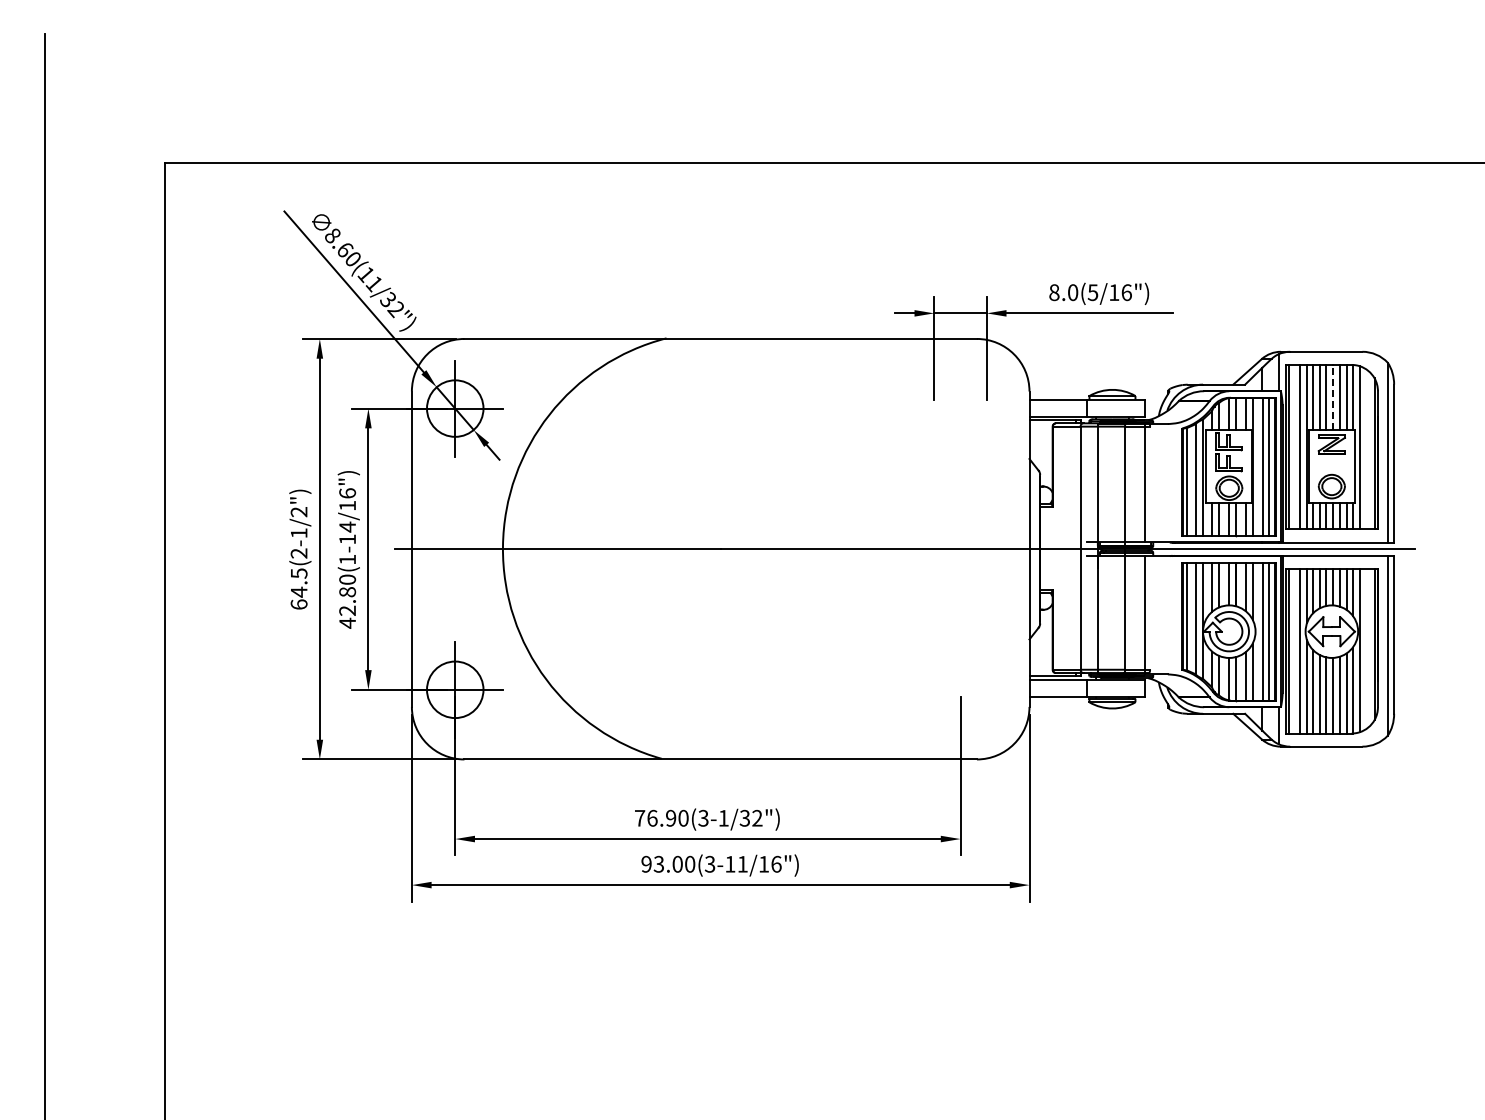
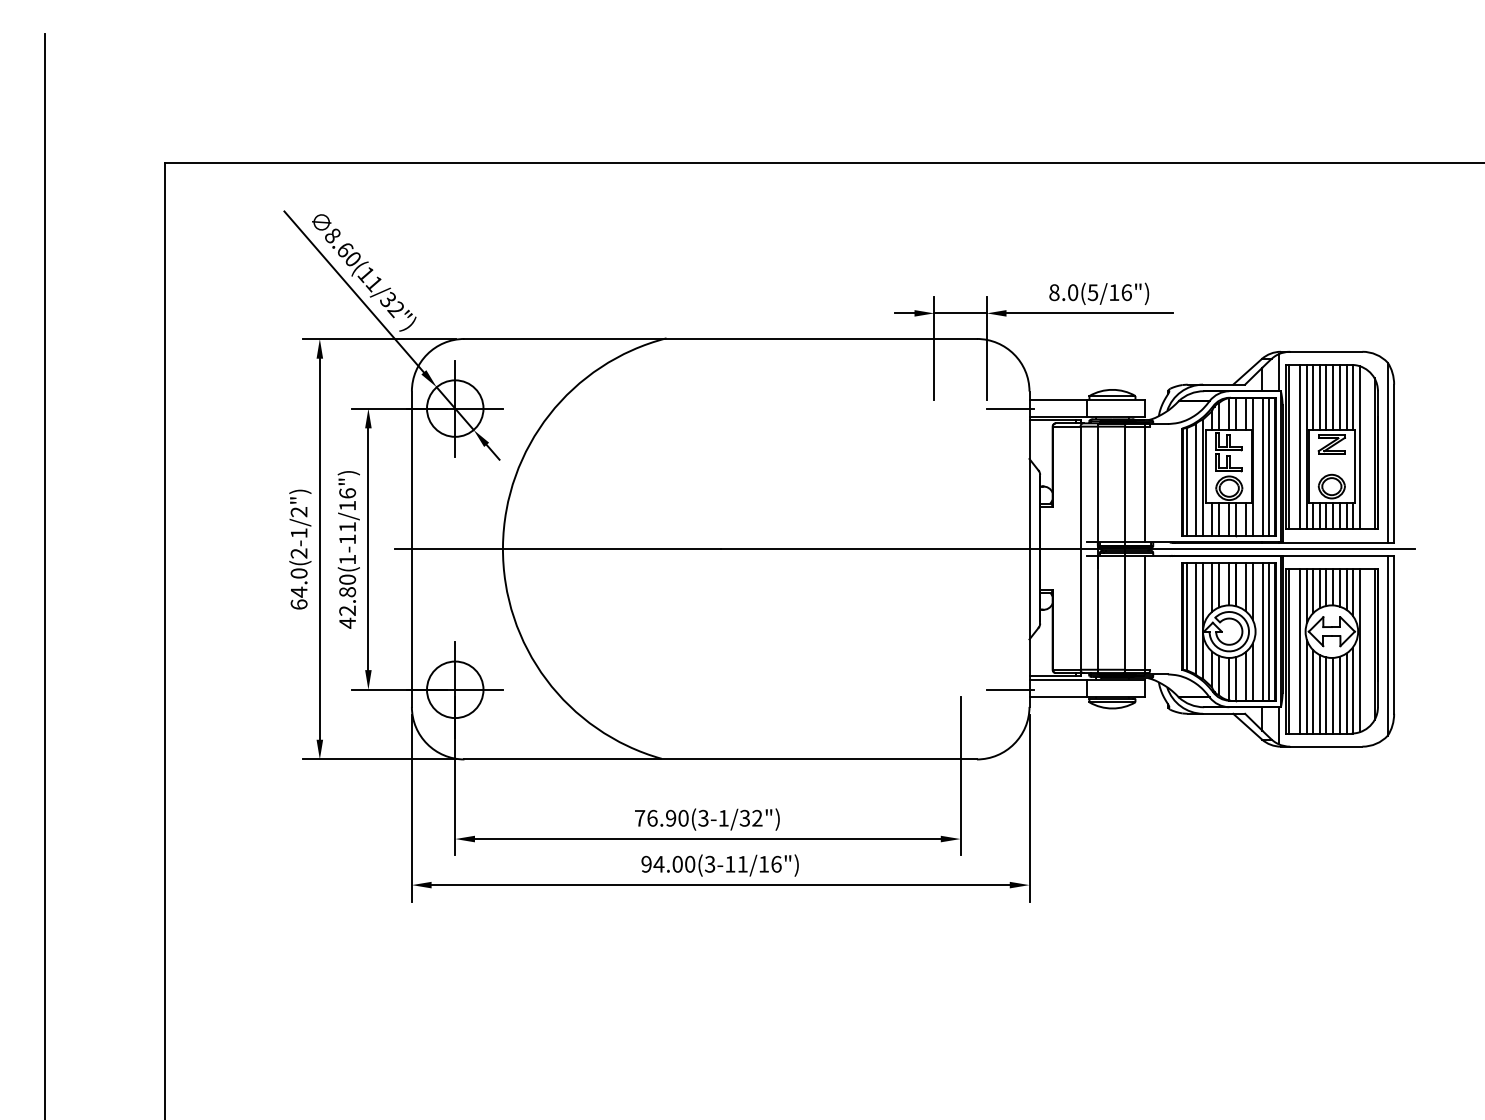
line: dashed -> solid (1333, 397)
line: none -> present (1010, 408)
text: 42.80(1-14/16") -> 42.80(1-11/16") (347, 526)
text: 64.5(2-1/2") -> 64.0(2-1/2") (298, 573)
line: none -> present (1010, 689)
text: 93.00(3-11/16") -> 94.00(3-11/16") (658, 863)
